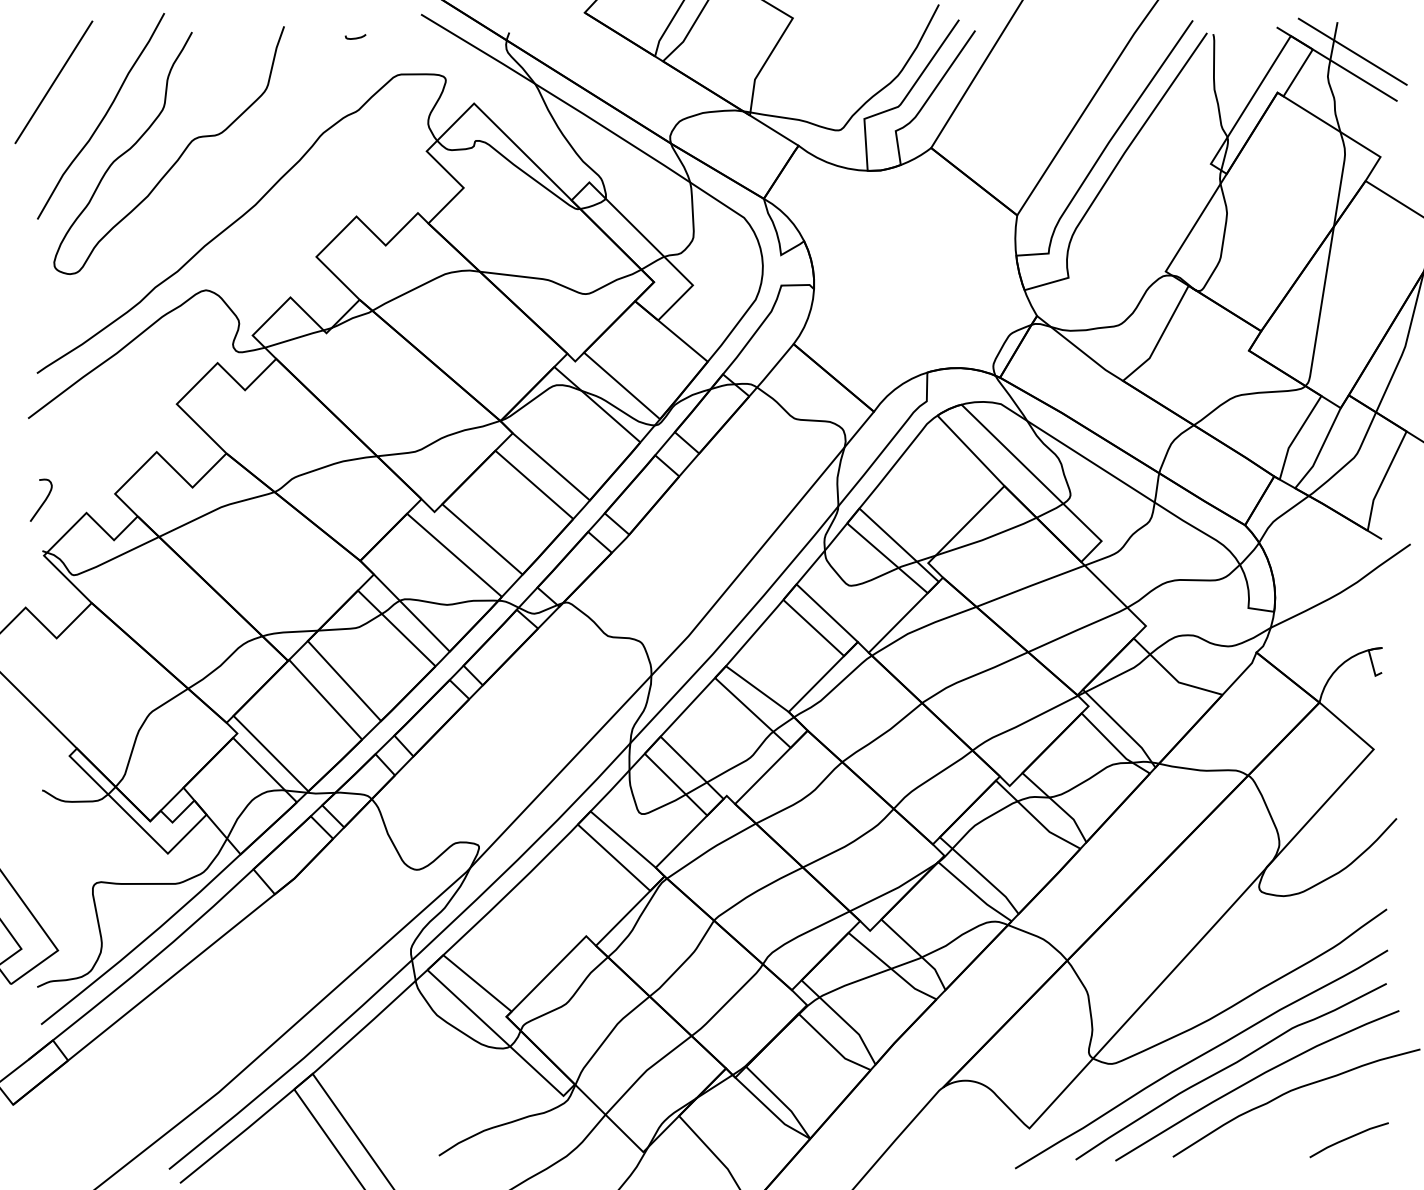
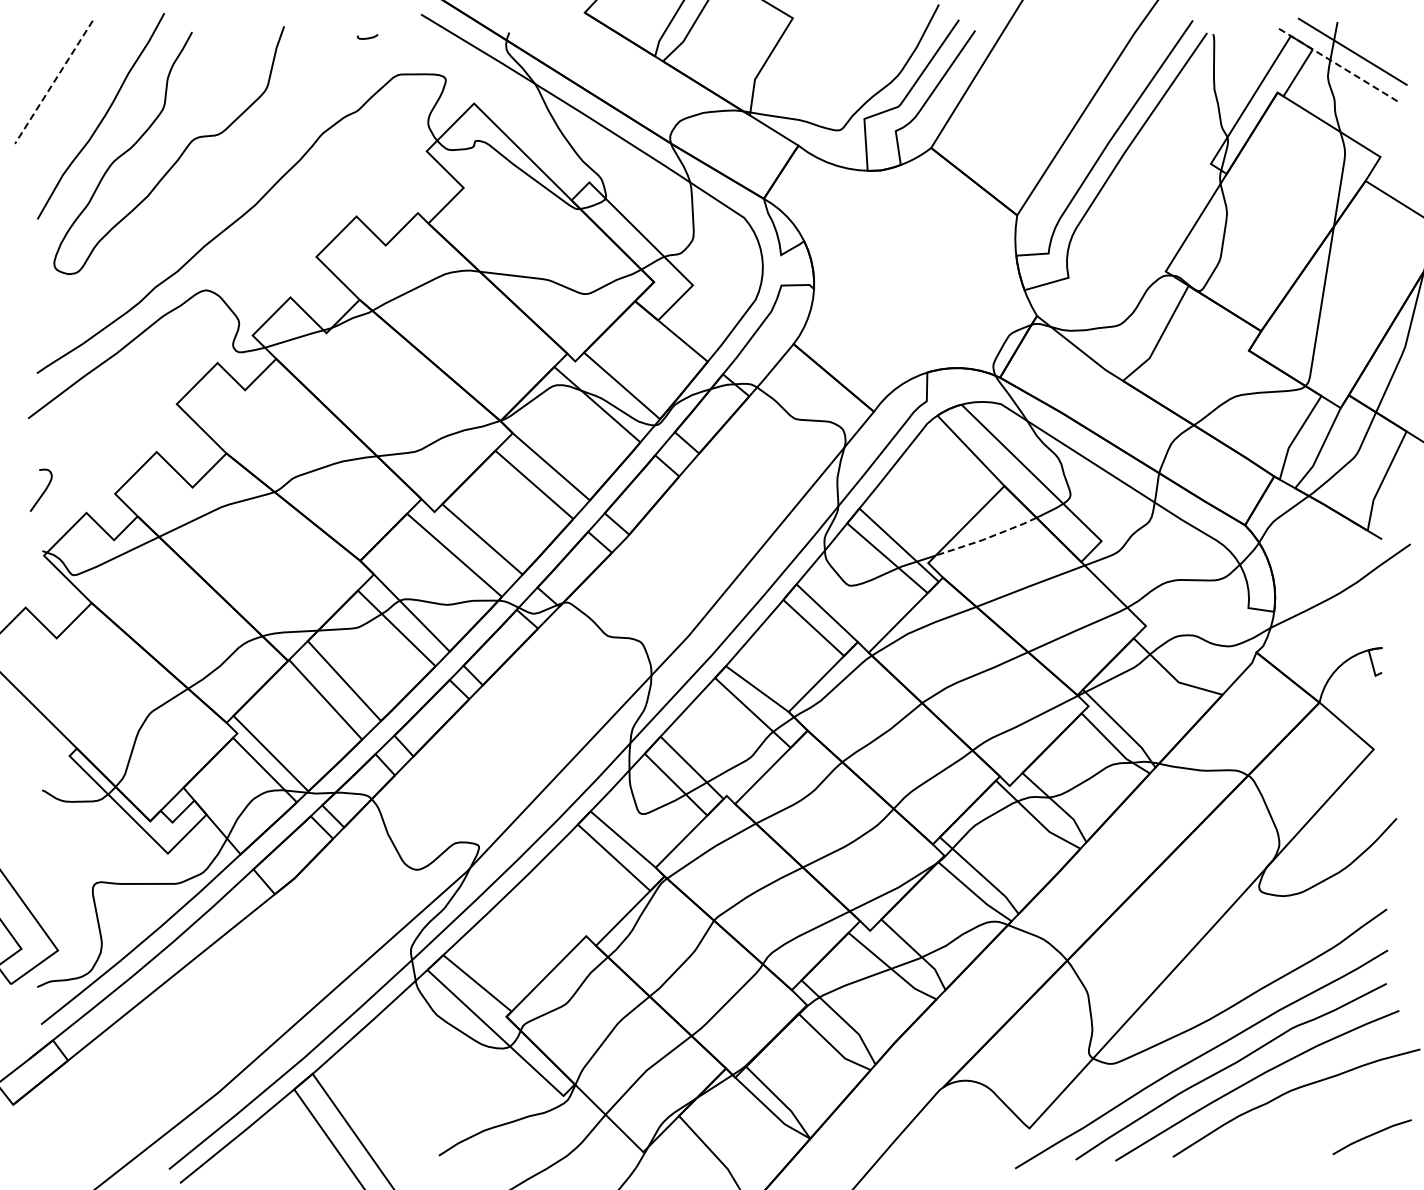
curve position: (355, 37) -> (367, 37) (367, 37)
line: solid -> dashed (1335, 63)
line: solid -> dashed (53, 82)
curve position: (43, 501) -> (43, 491) (43, 491)
line: solid -> dashed (986, 538)
line position: (1348, 1139) -> (1371, 1136) (1371, 1136)
